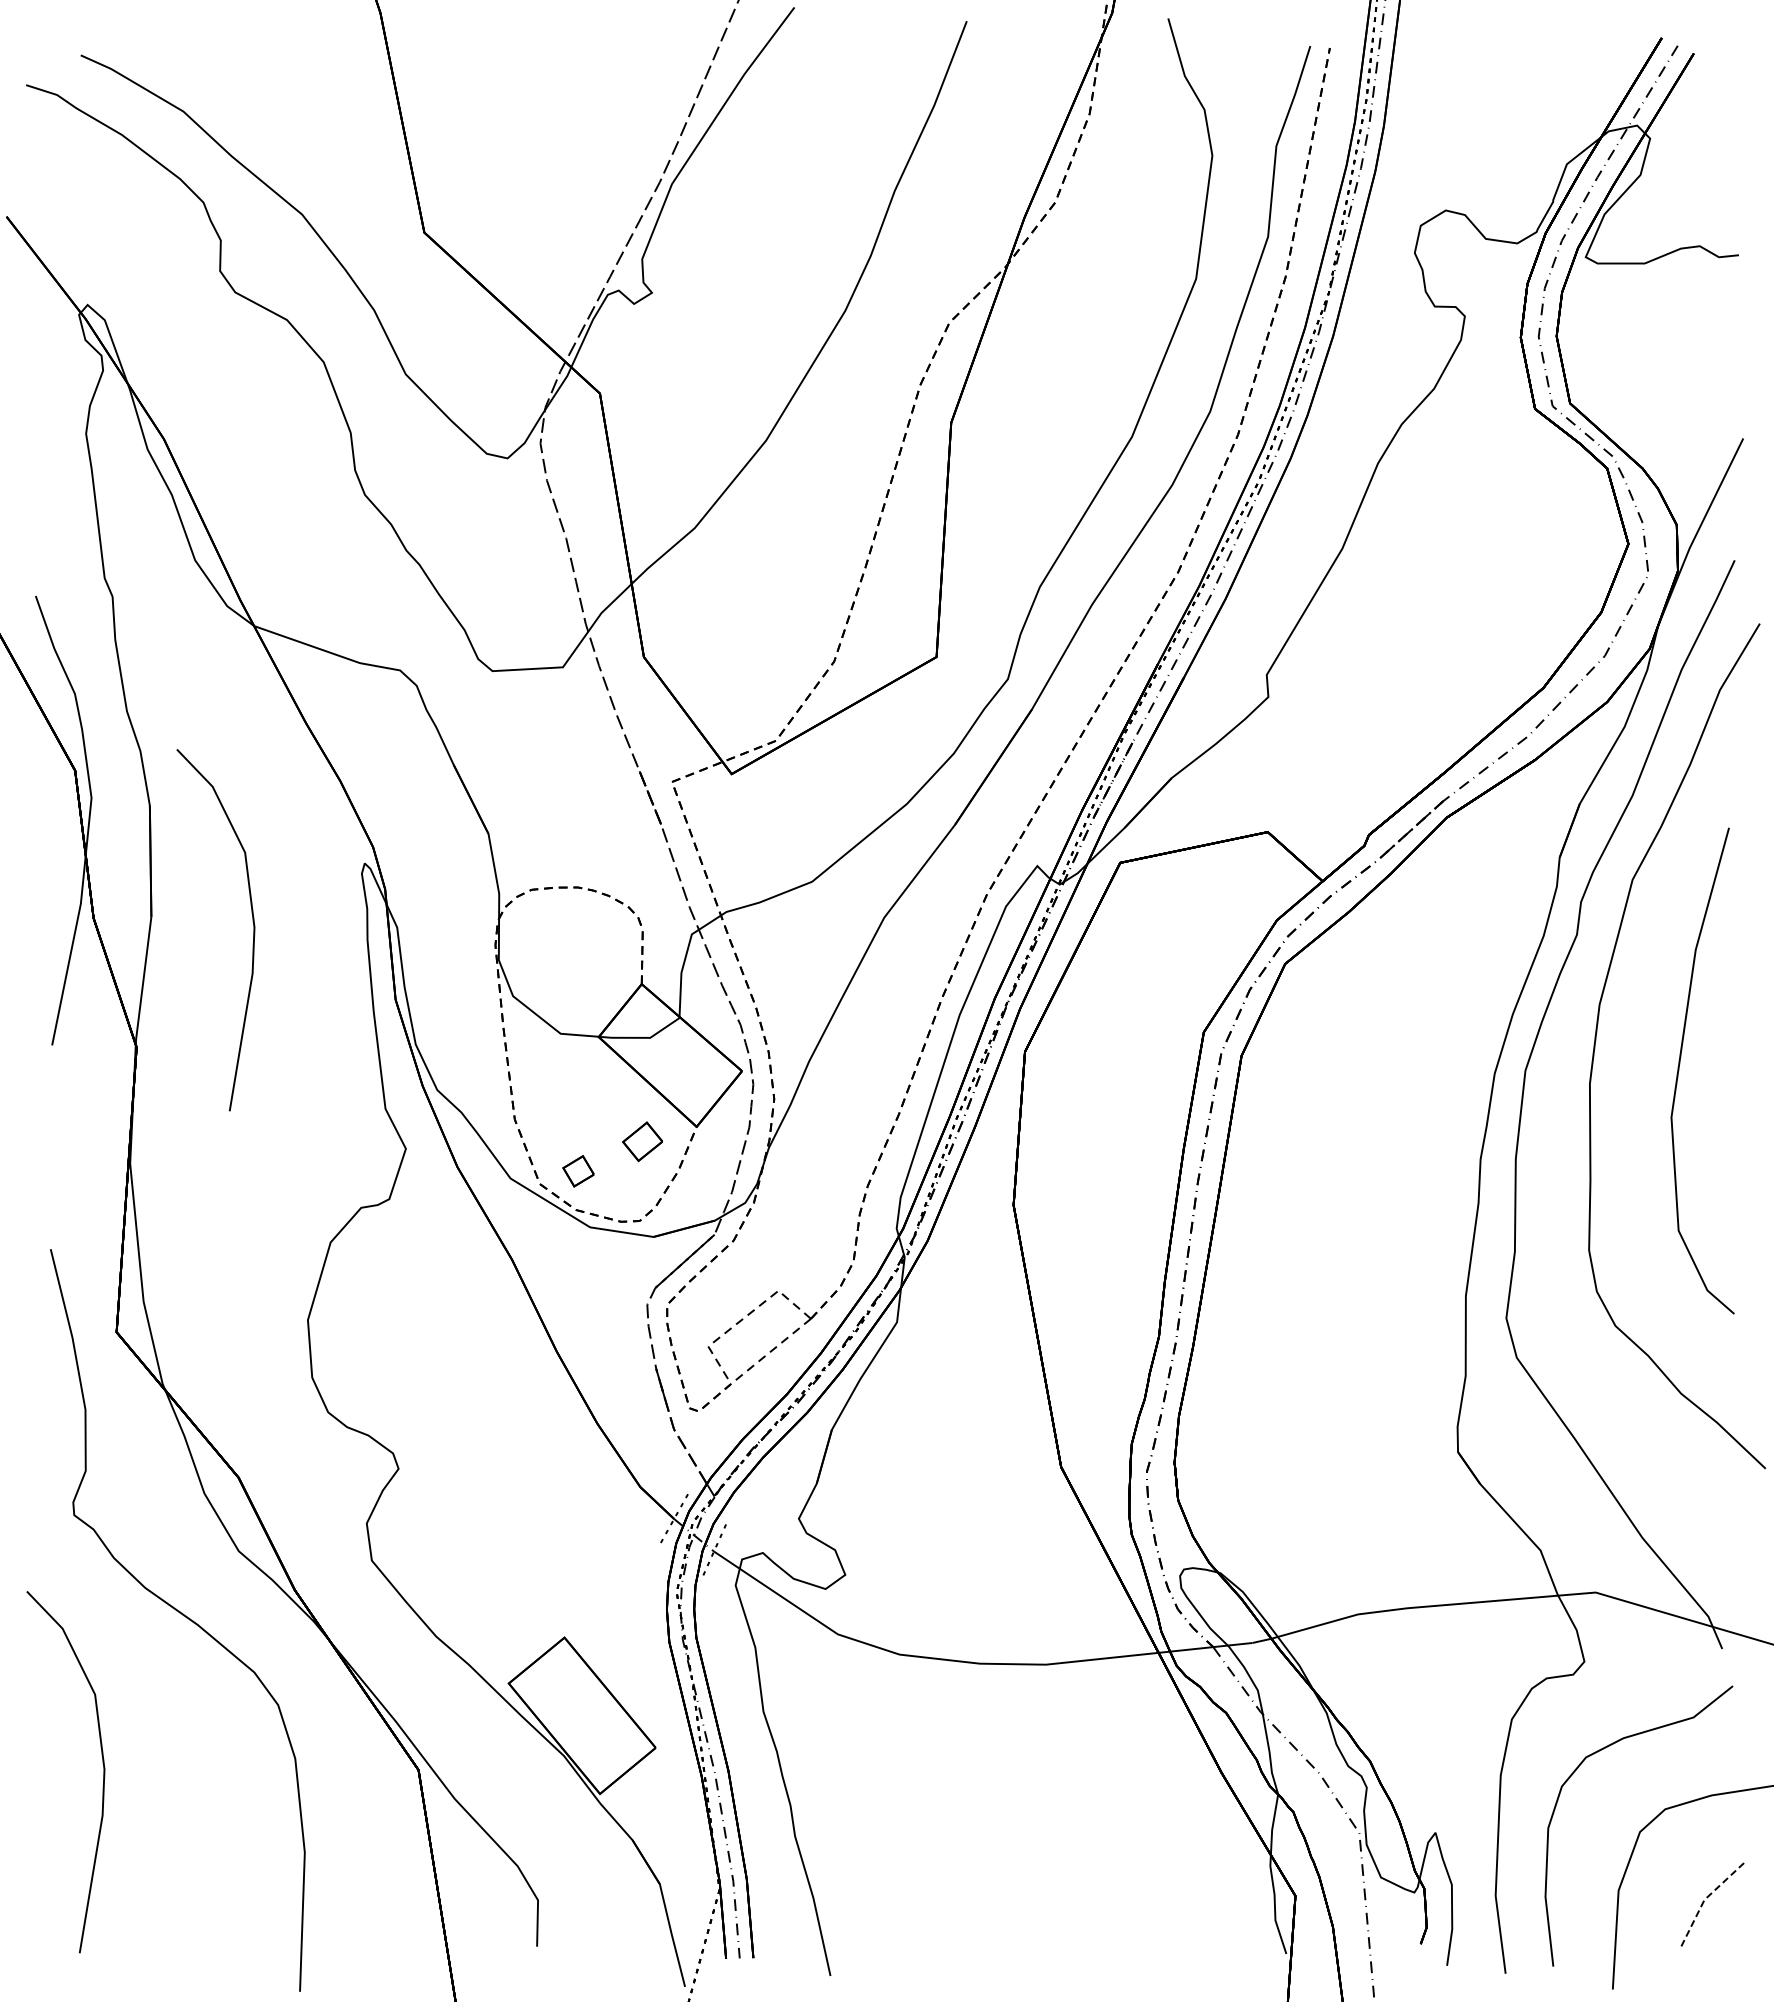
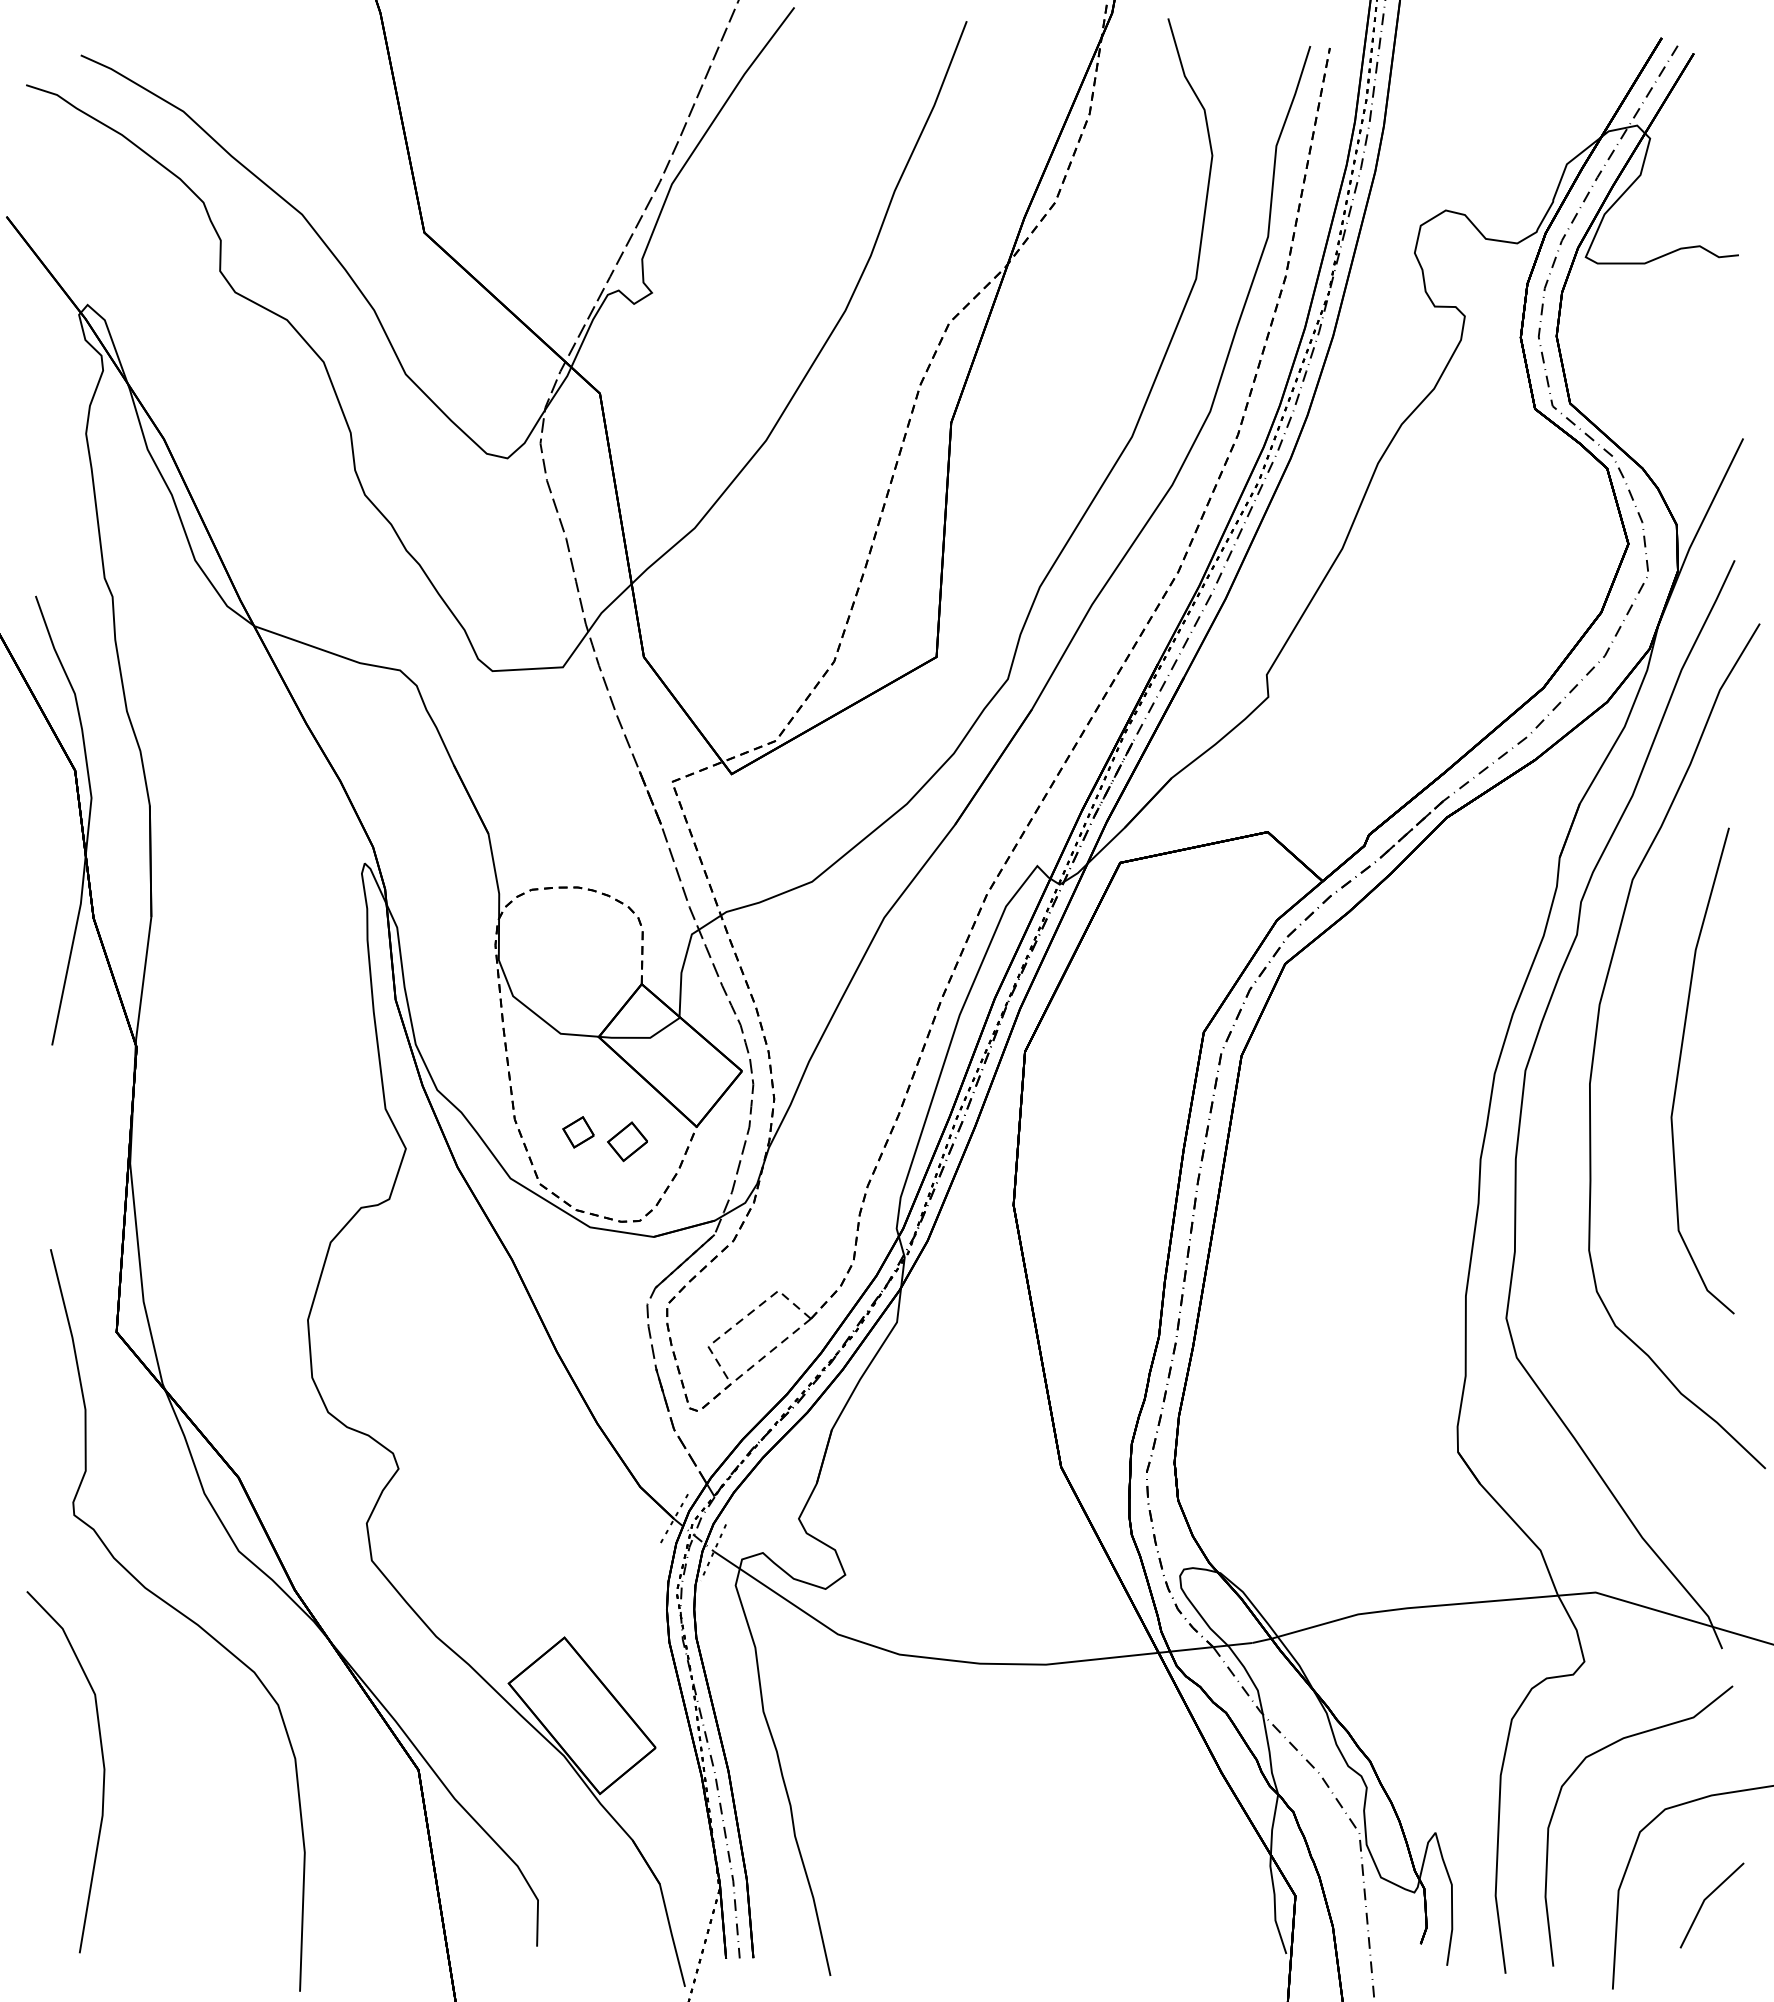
curve: present -> none (253, 930)
part position: (642, 1141) -> (627, 1141) (627, 1141)
part position: (578, 1171) -> (578, 1132) (578, 1132)
line: dashed -> solid (1704, 1899)
